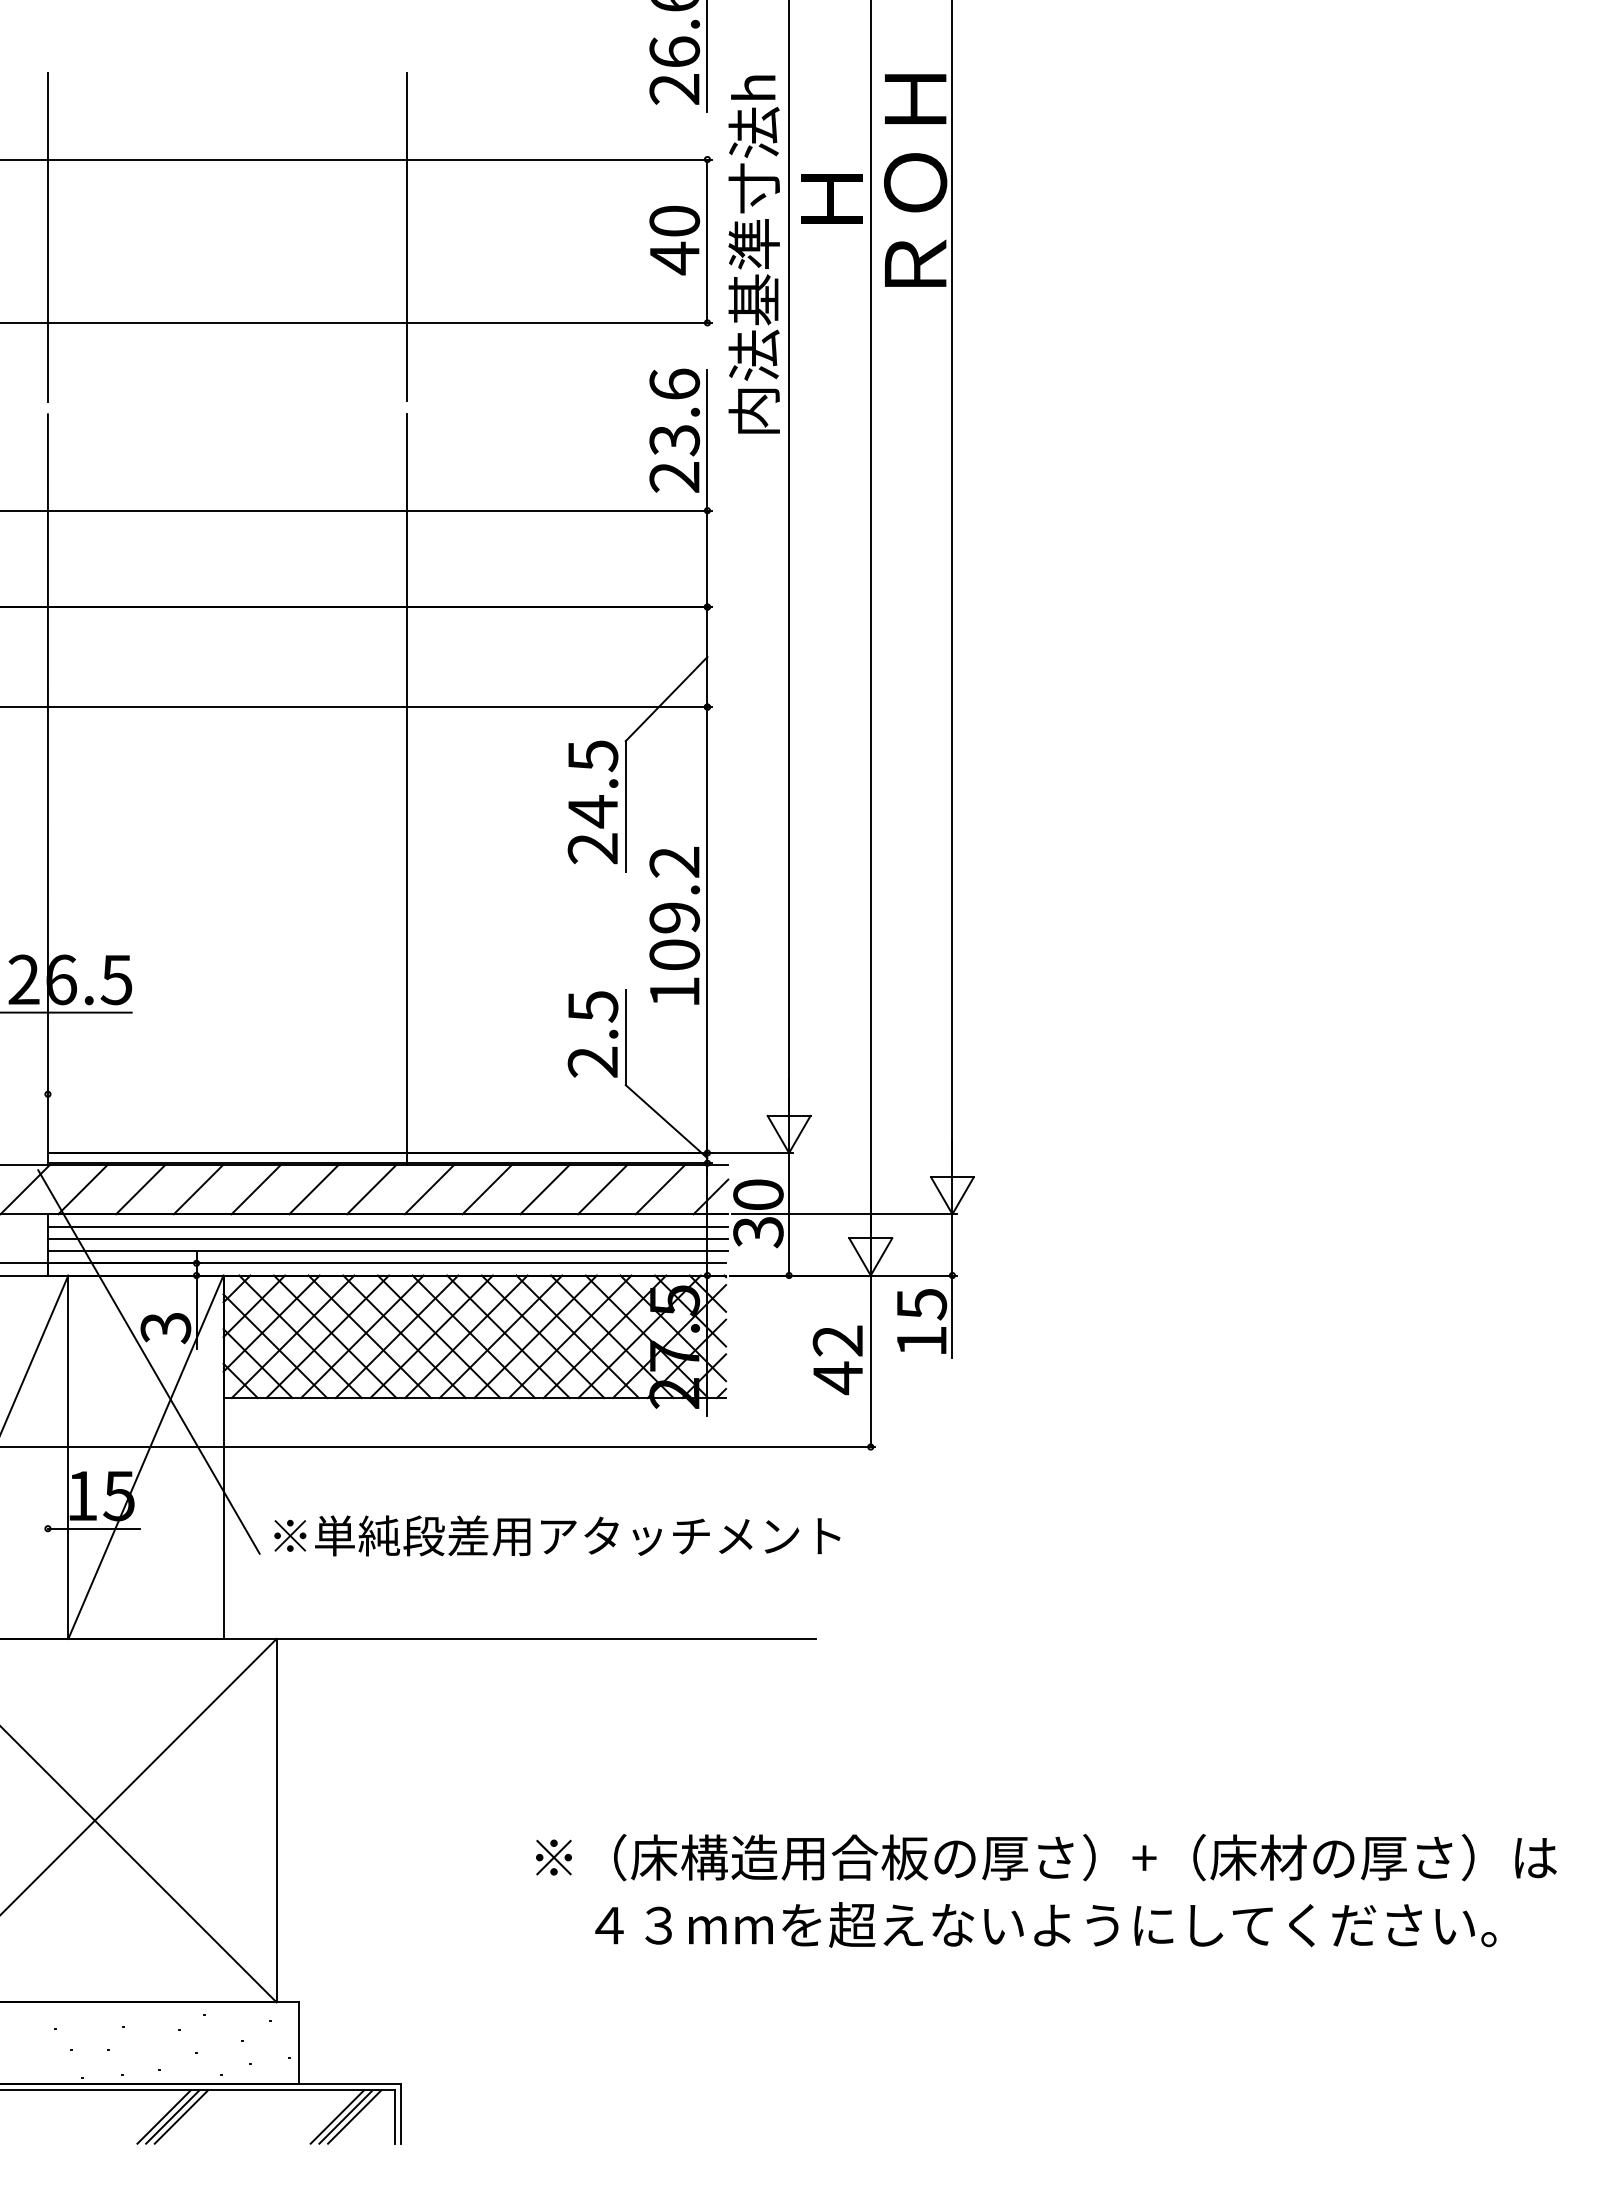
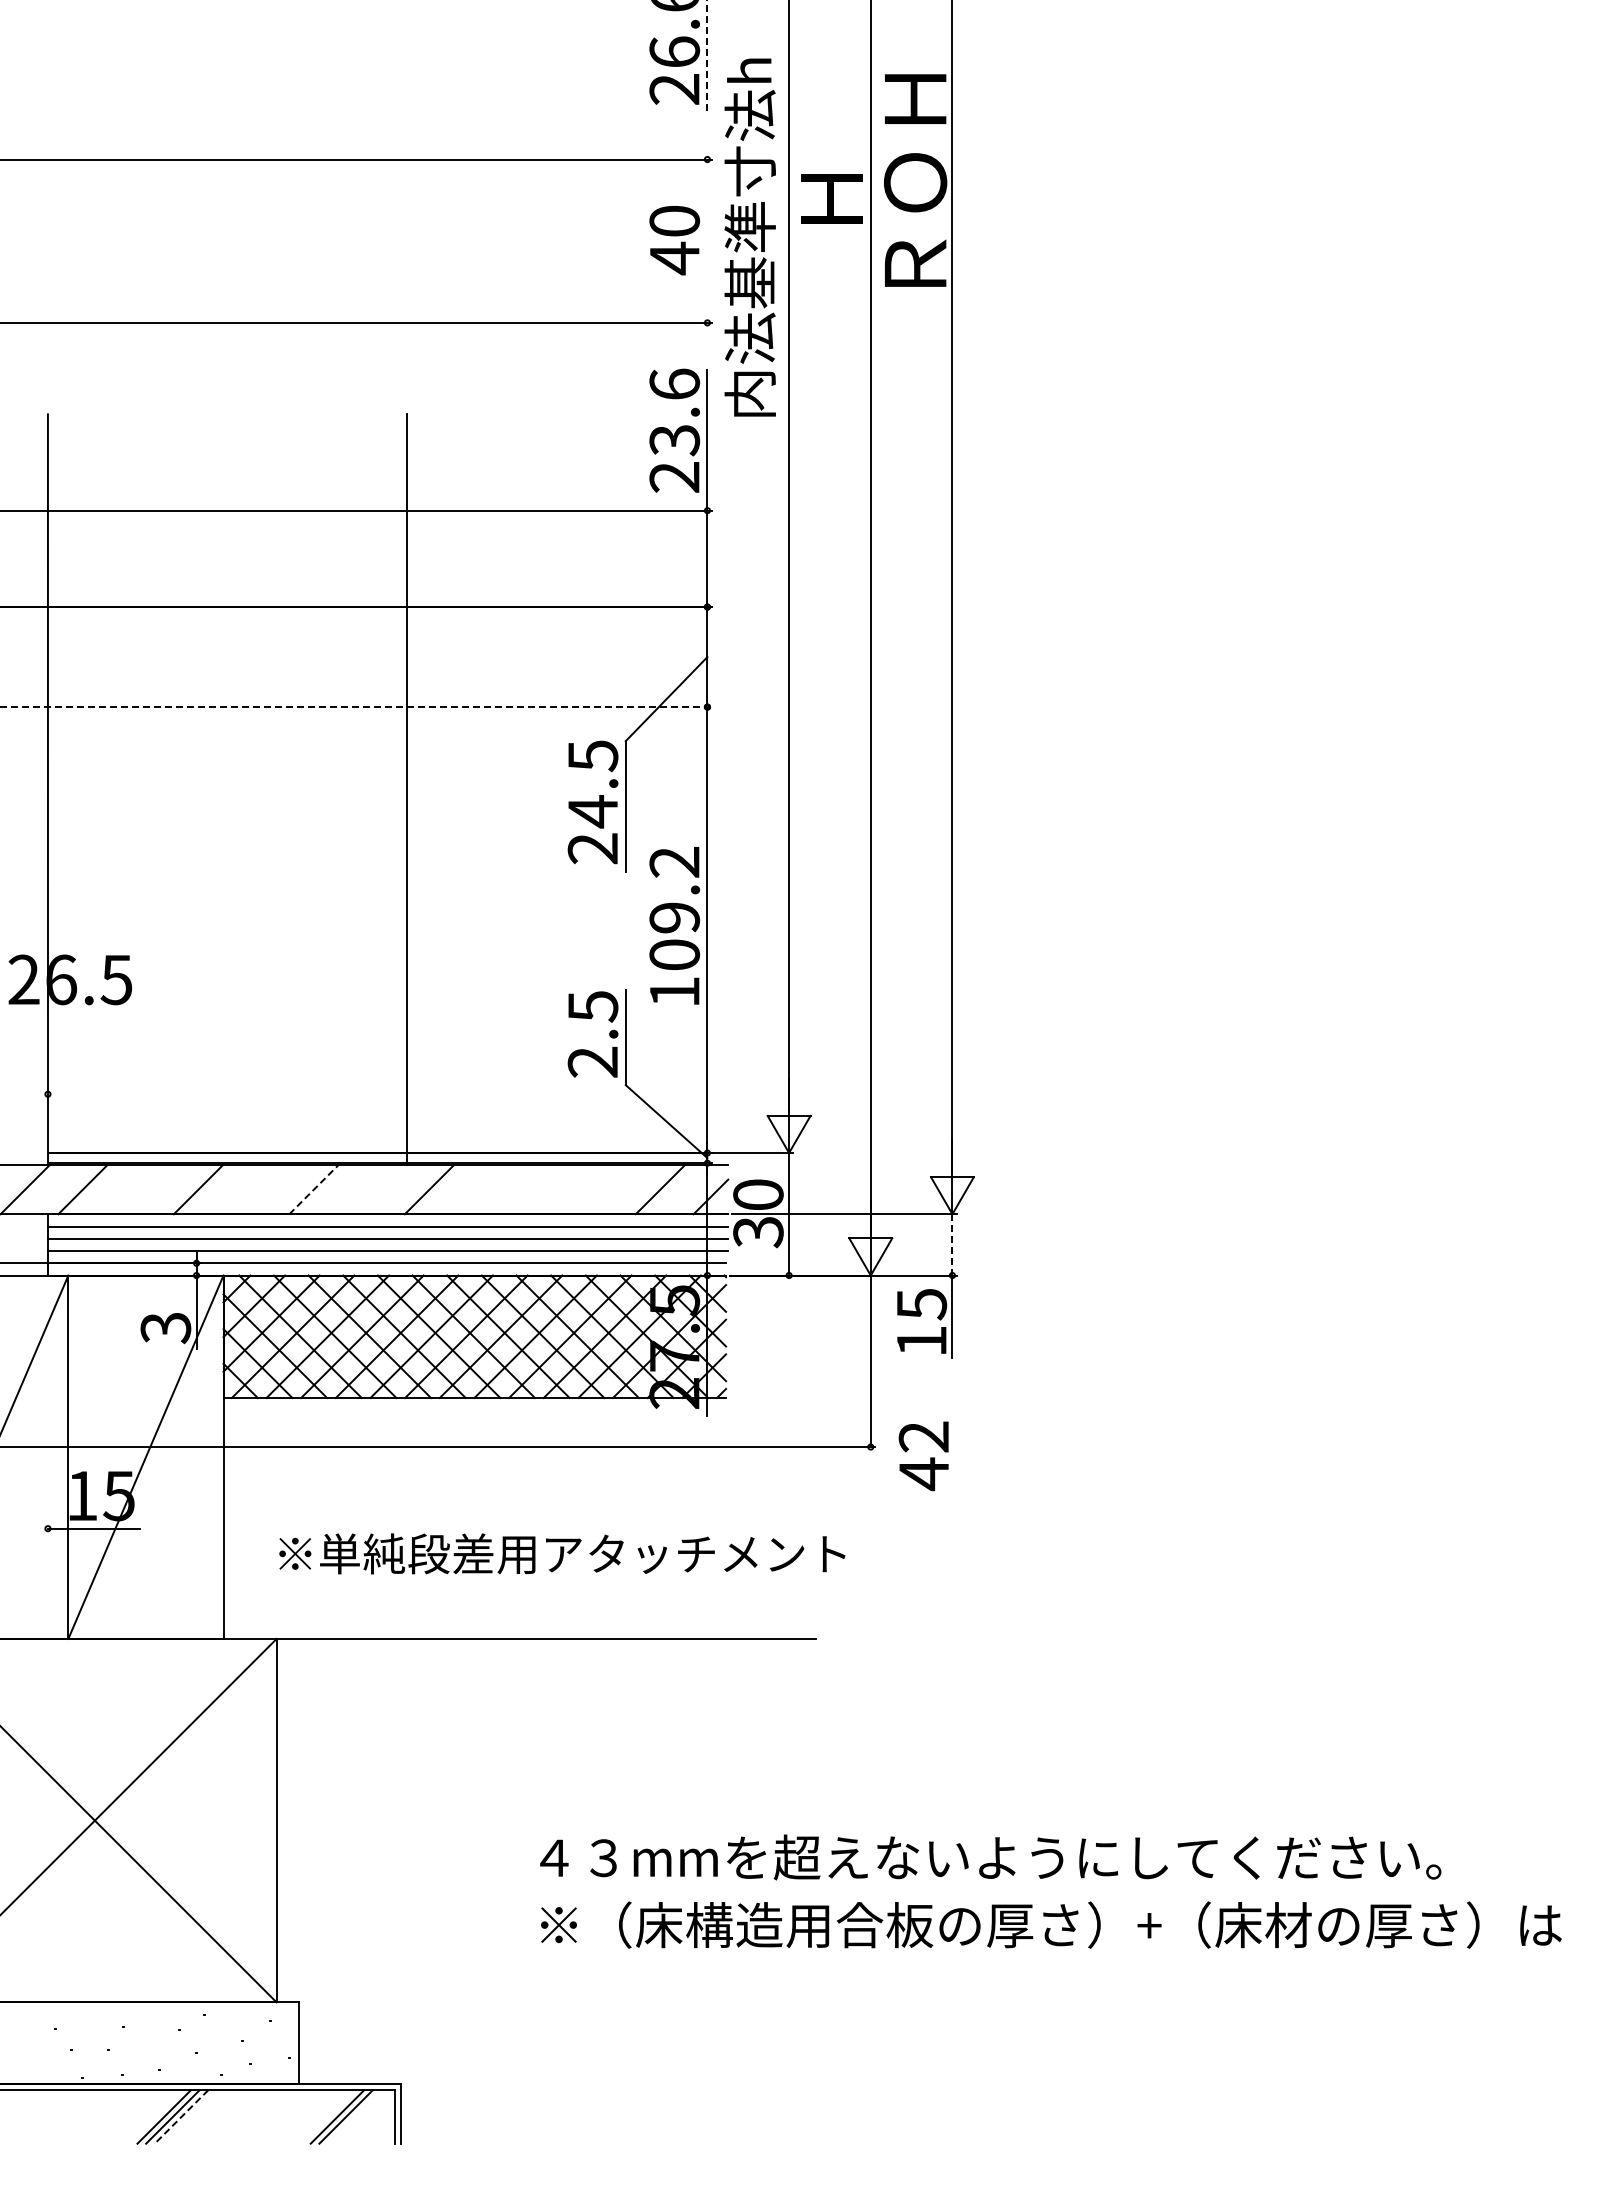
line: solid -> dashed (707, 56)
line: present -> none (47, 237)
line: present -> none (407, 237)
line: present -> none (707, 240)
text position: (753, 254) -> (749, 237) (749, 237)
line: solid -> dashed (355, 707)
line: present -> none (66, 1012)
line: present -> none (140, 1189)
line: present -> none (255, 1189)
line: solid -> dashed (313, 1189)
line: present -> none (371, 1189)
line: present -> none (486, 1189)
line: present -> none (544, 1189)
line: present -> none (602, 1189)
line: solid -> dashed (952, 1244)
text position: (837, 1360) -> (923, 1456) (923, 1456)
line: present -> none (148, 1361)
text position: (557, 1535) -> (562, 1553) (562, 1553)
text: ※（床構造用合板の厚さ）+（床材の厚さ）は -> ４３mmを超えないようにしてください。 (1046, 1857)
text: ４３mmを超えないようにしてください。 -> ※（床構造用合板の厚さ）+（床材の厚さ）は (1051, 1924)
line: solid -> dashed (181, 2116)
line: present -> none (354, 2116)
